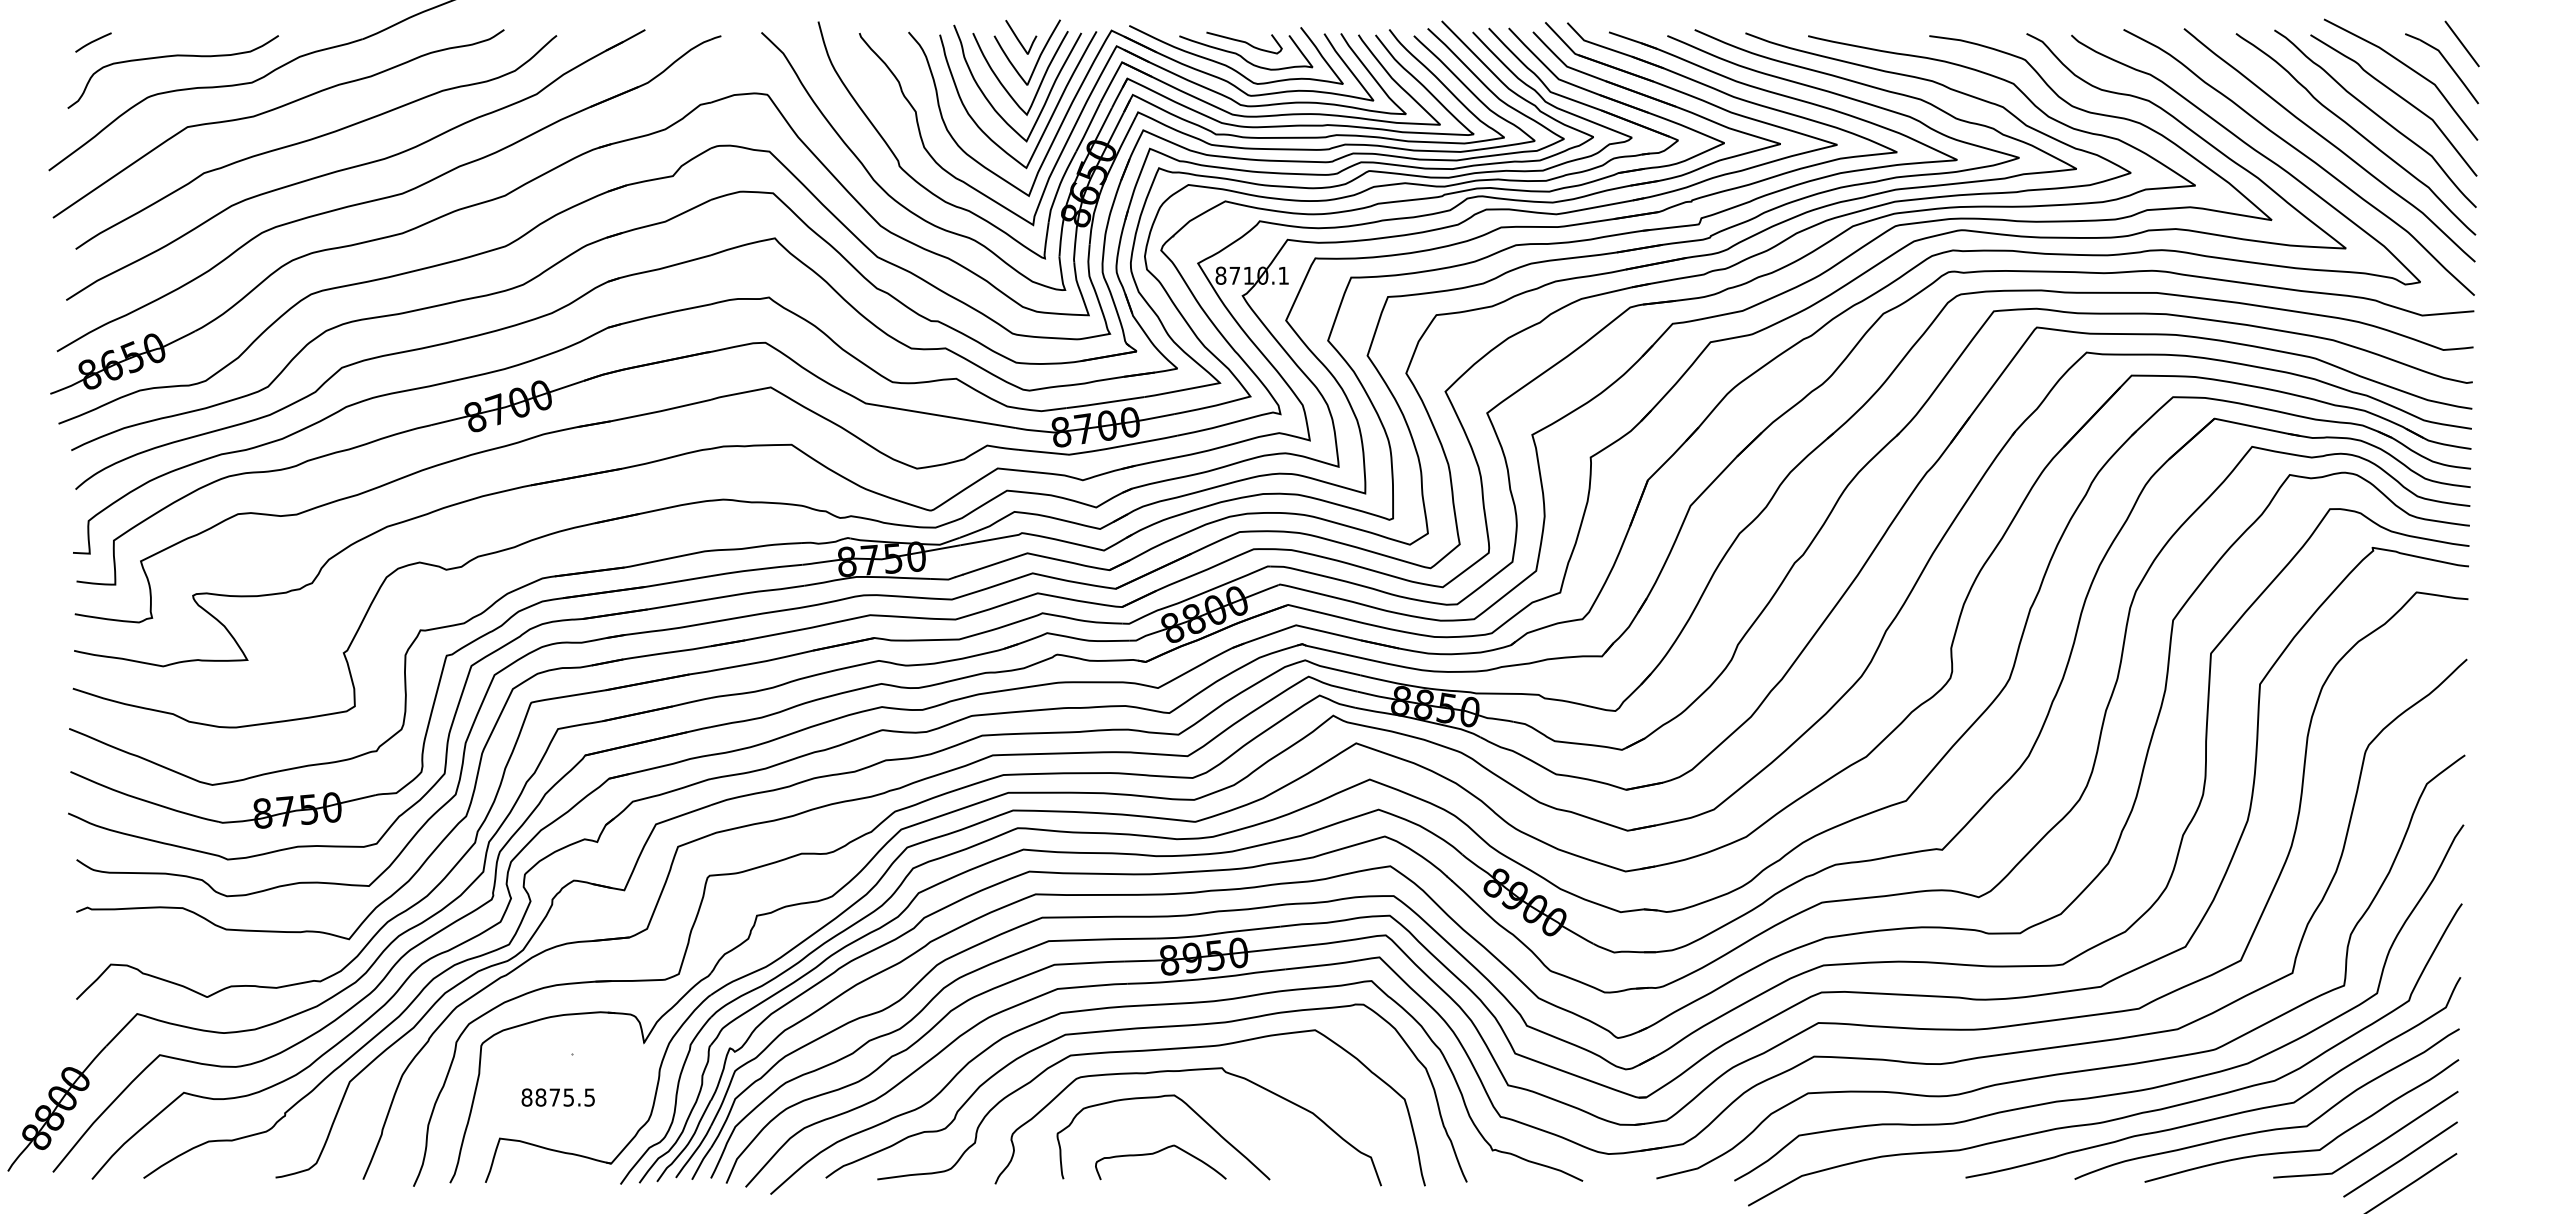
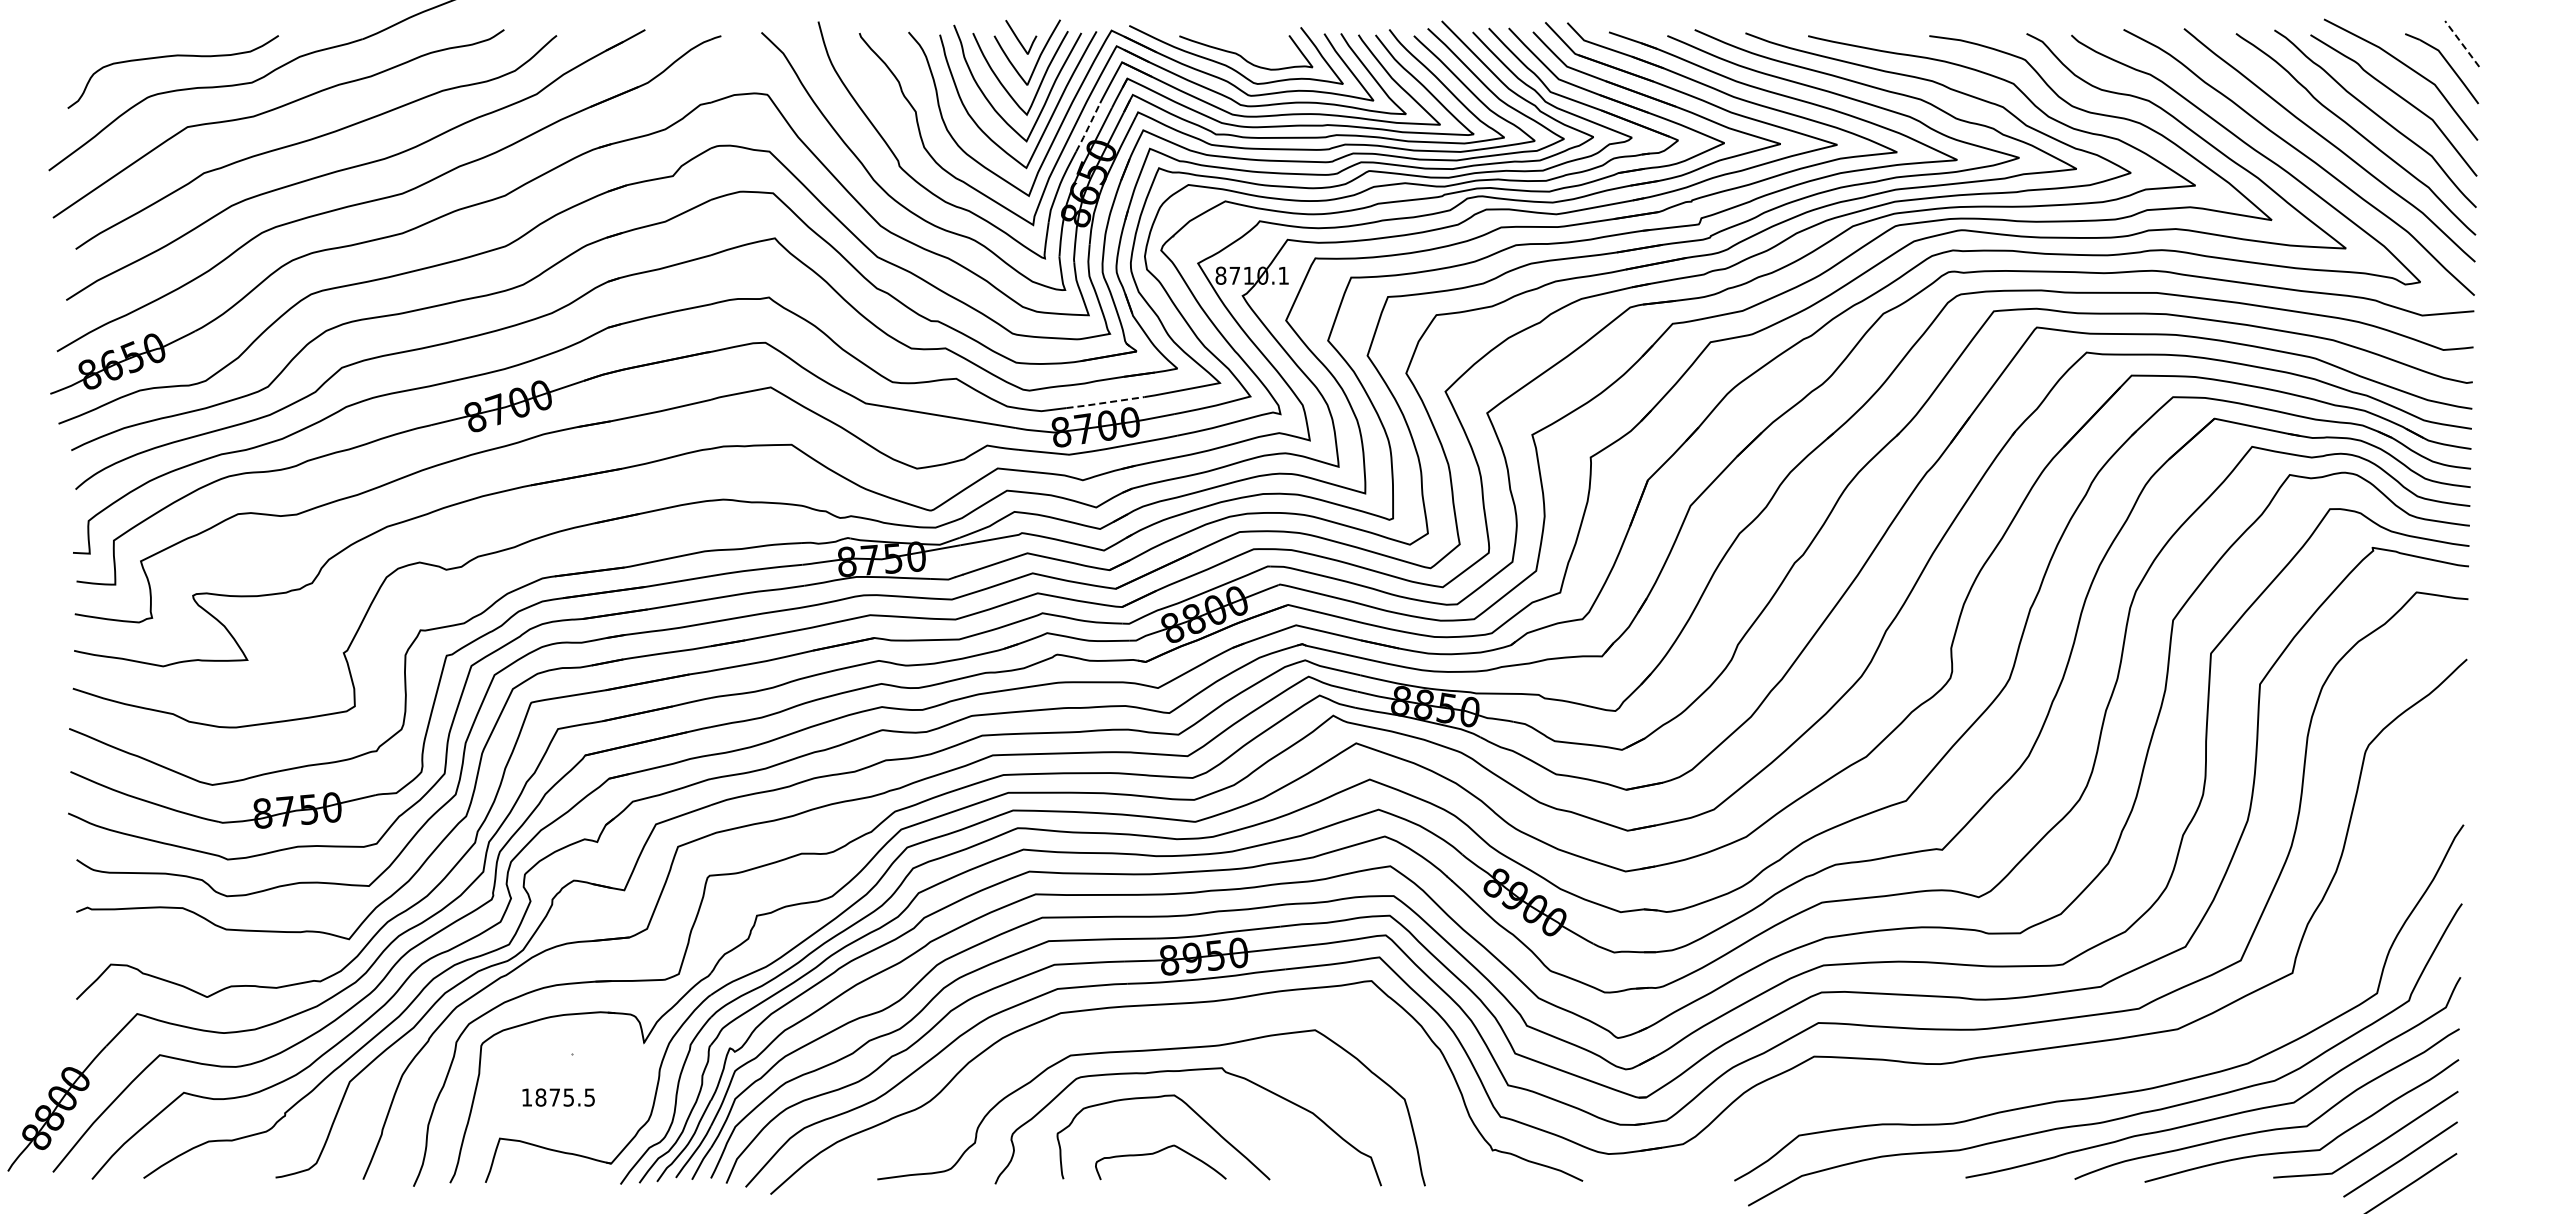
curve: present -> none (93, 42)
curve: present -> none (1244, 42)
line: solid -> dashed (2462, 43)
line: solid -> dashed (1088, 128)
line: solid -> dashed (1103, 403)
curve: present -> none (1140, 1029)
curve: present -> none (2076, 1070)
text: 8875.5 -> 1875.5 (526, 1097)
